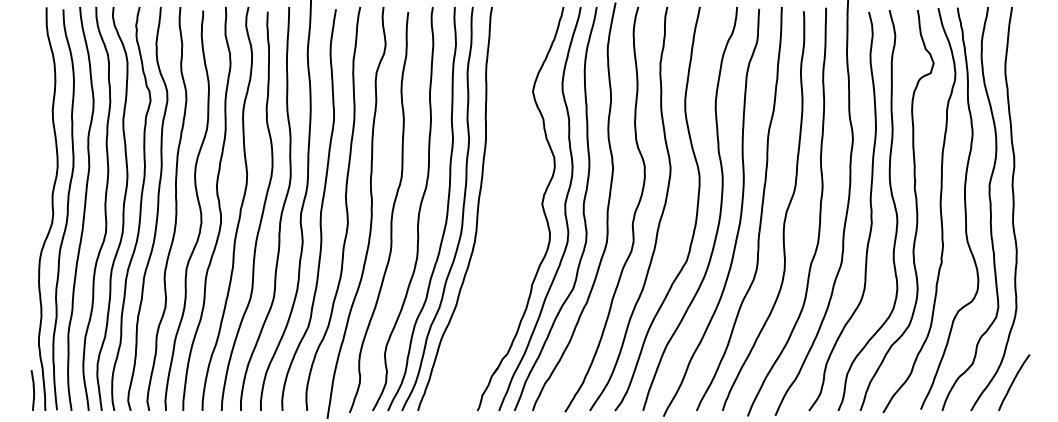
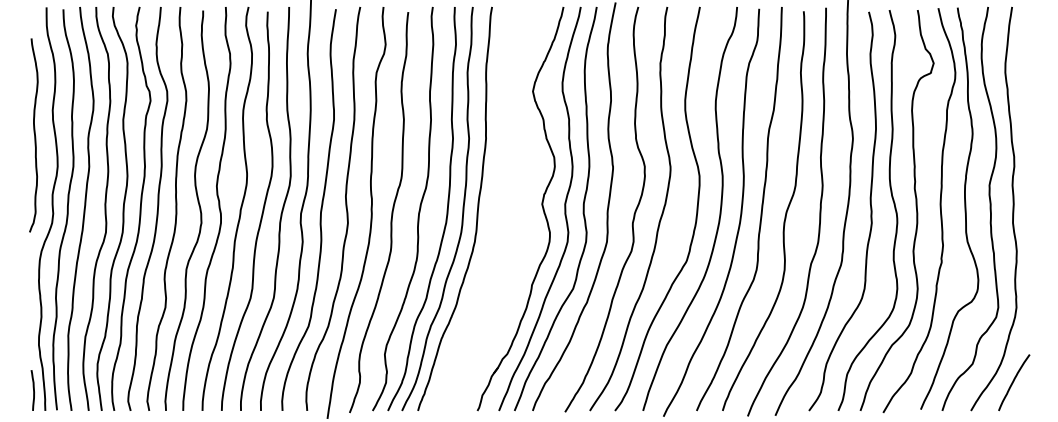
curve: none -> present (34, 135)
